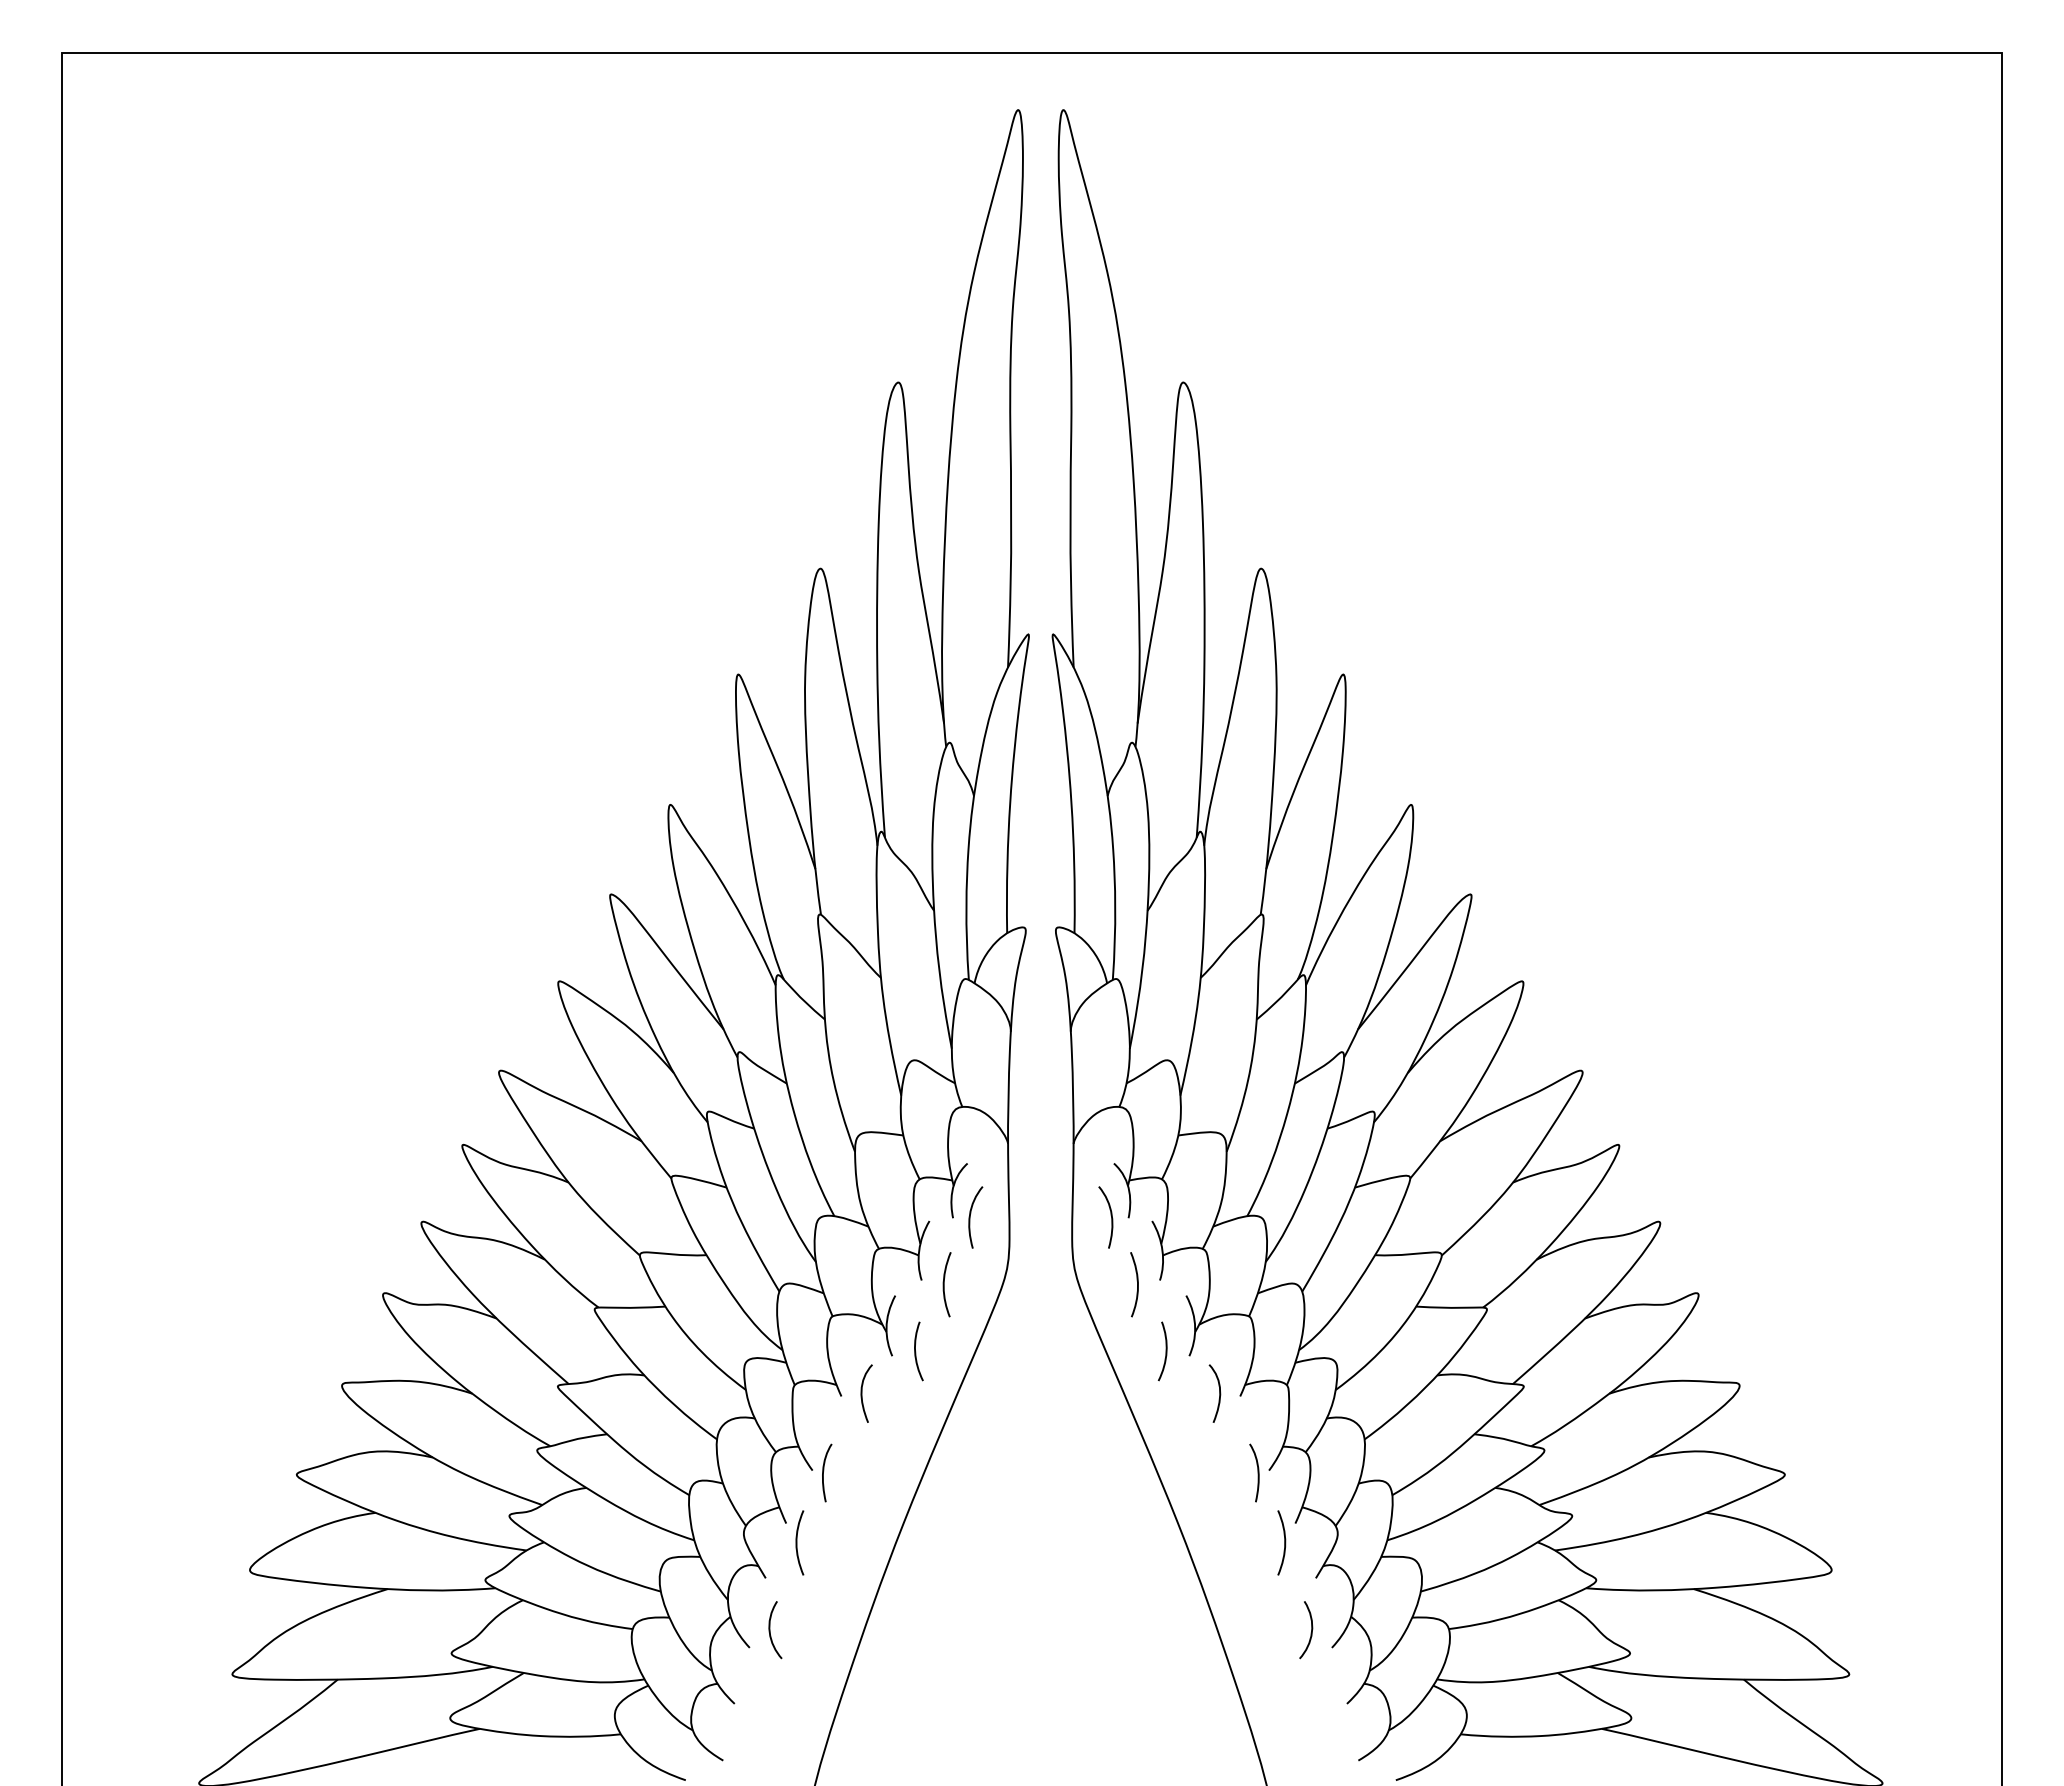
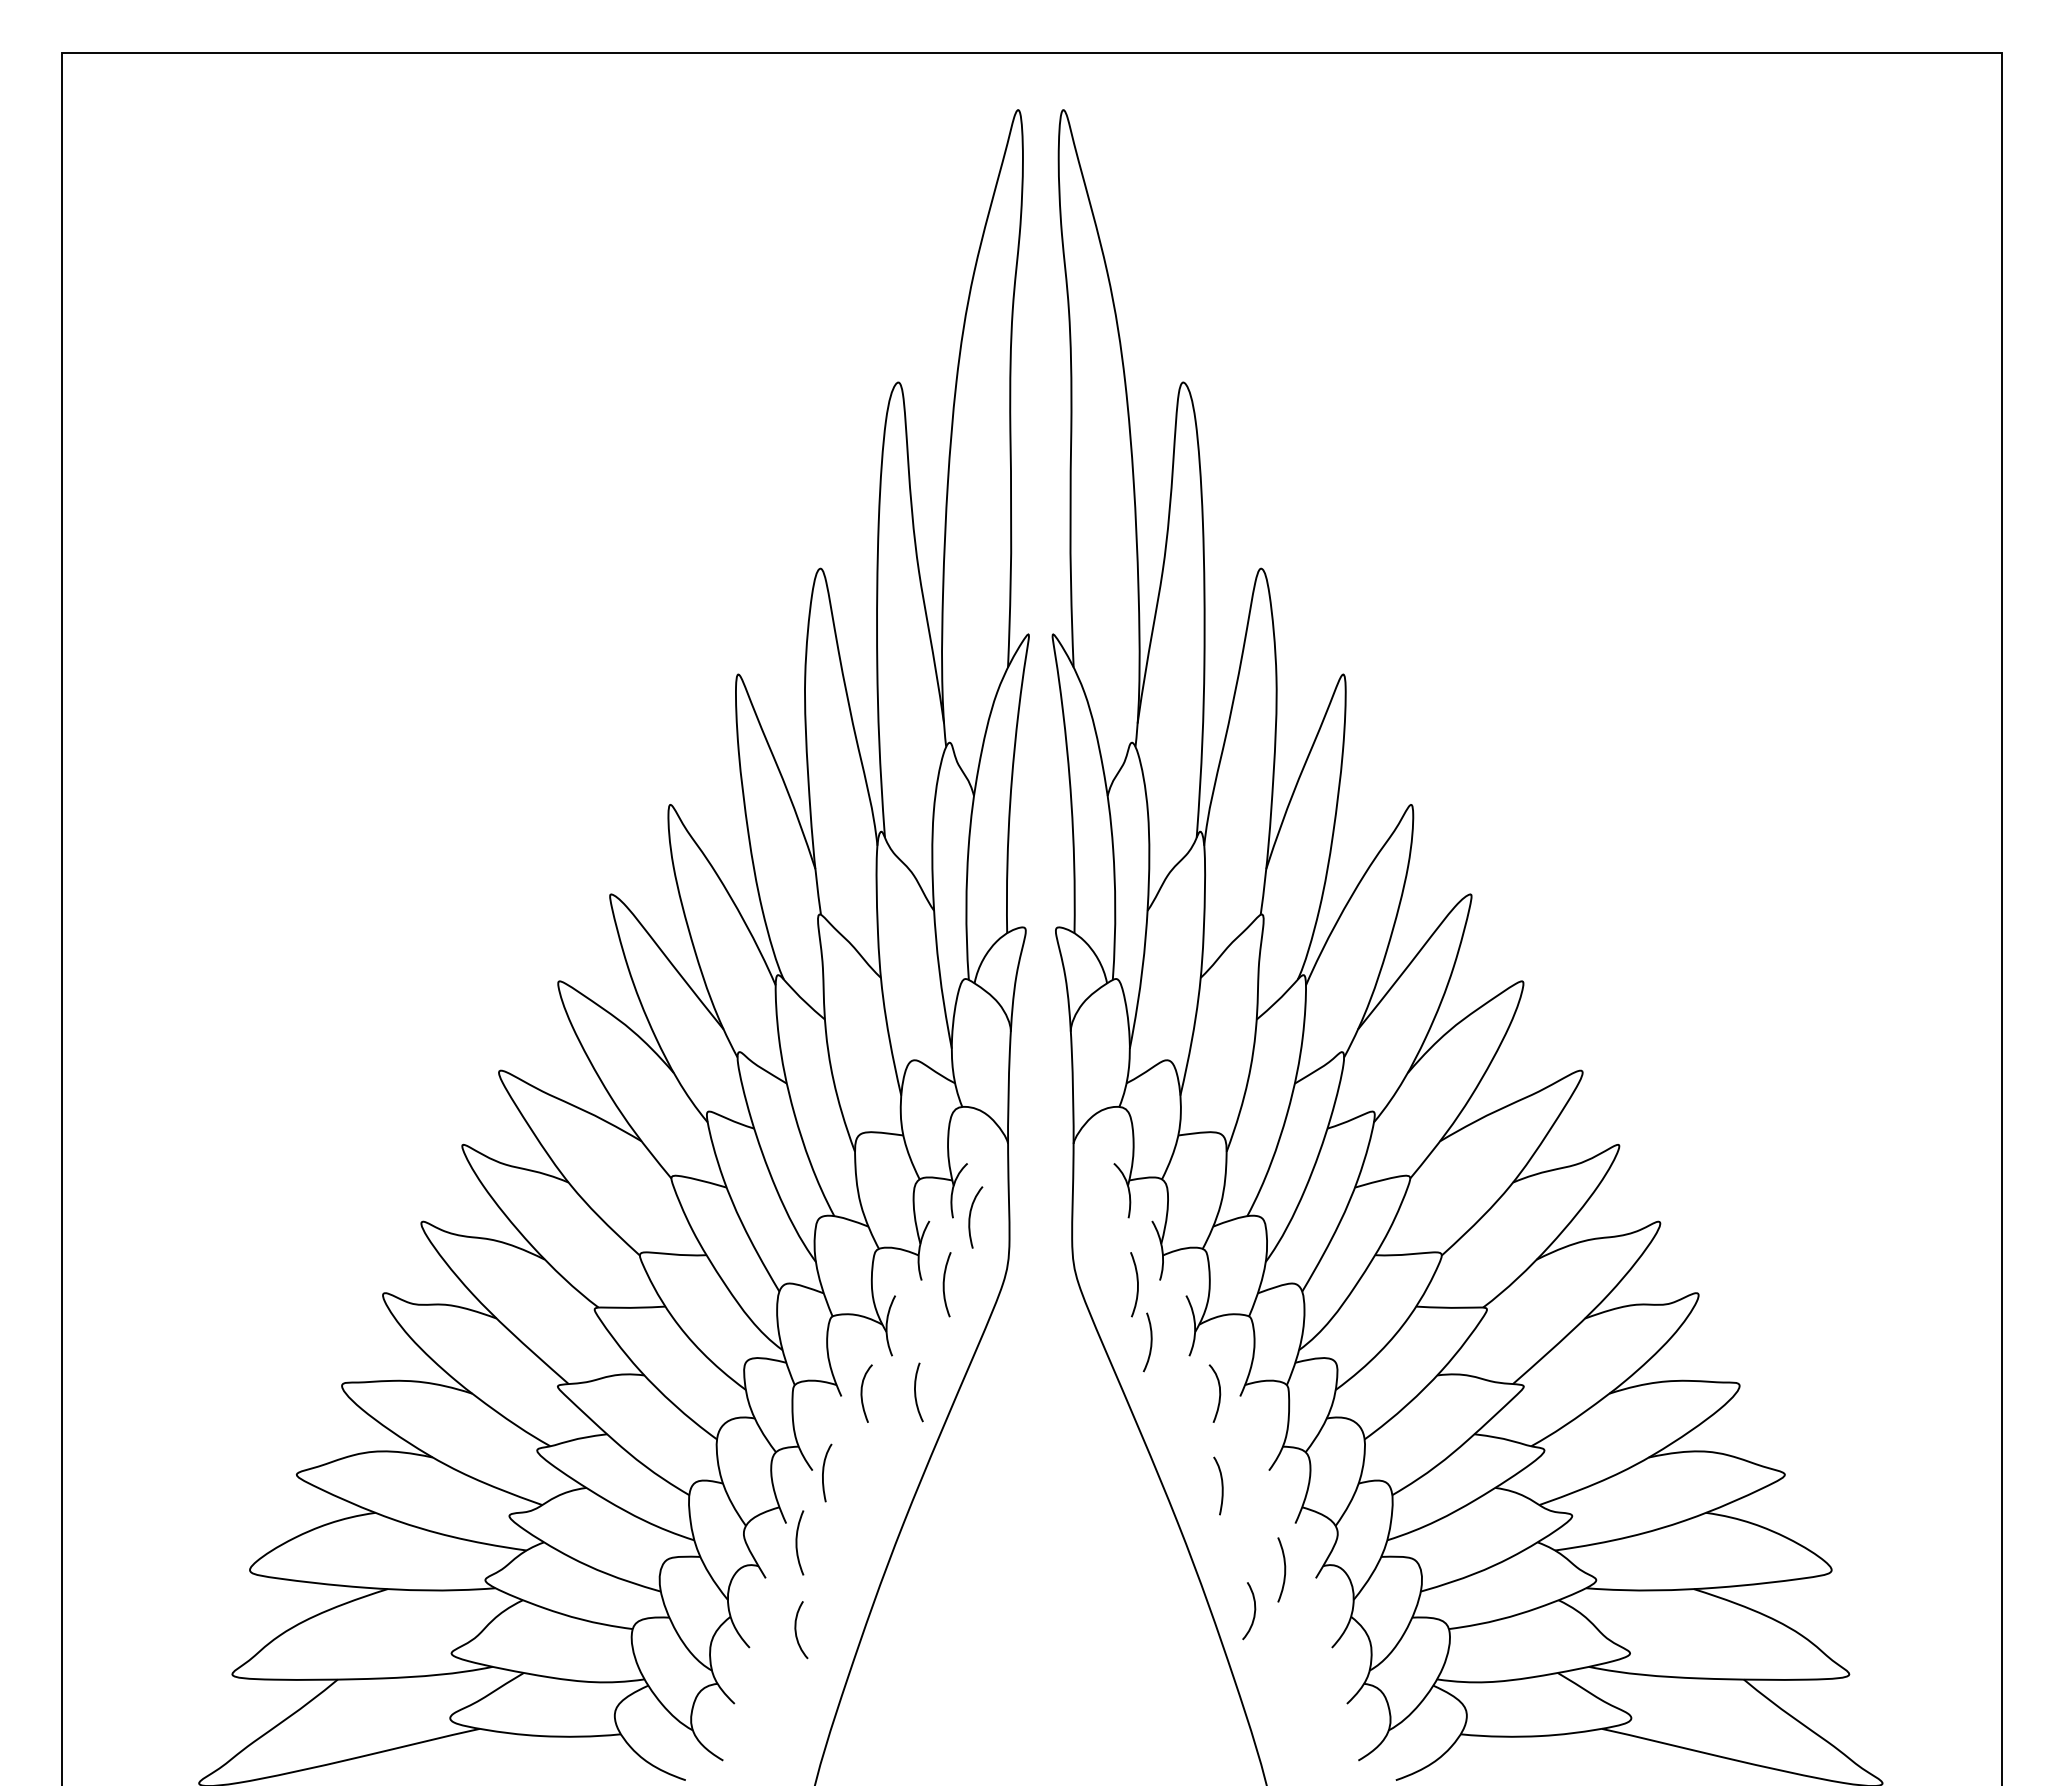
curve: present -> none (1110, 1215)
curve position: (916, 1351) -> (916, 1392) (916, 1392)
curve position: (1165, 1351) -> (1150, 1342) (1150, 1342)
curve position: (1257, 1472) -> (1221, 1485) (1221, 1485)
curve position: (1284, 1542) -> (1284, 1569) (1284, 1569)
curve position: (770, 1630) -> (796, 1630) (796, 1630)
curve position: (1310, 1632) -> (1253, 1613) (1253, 1613)
